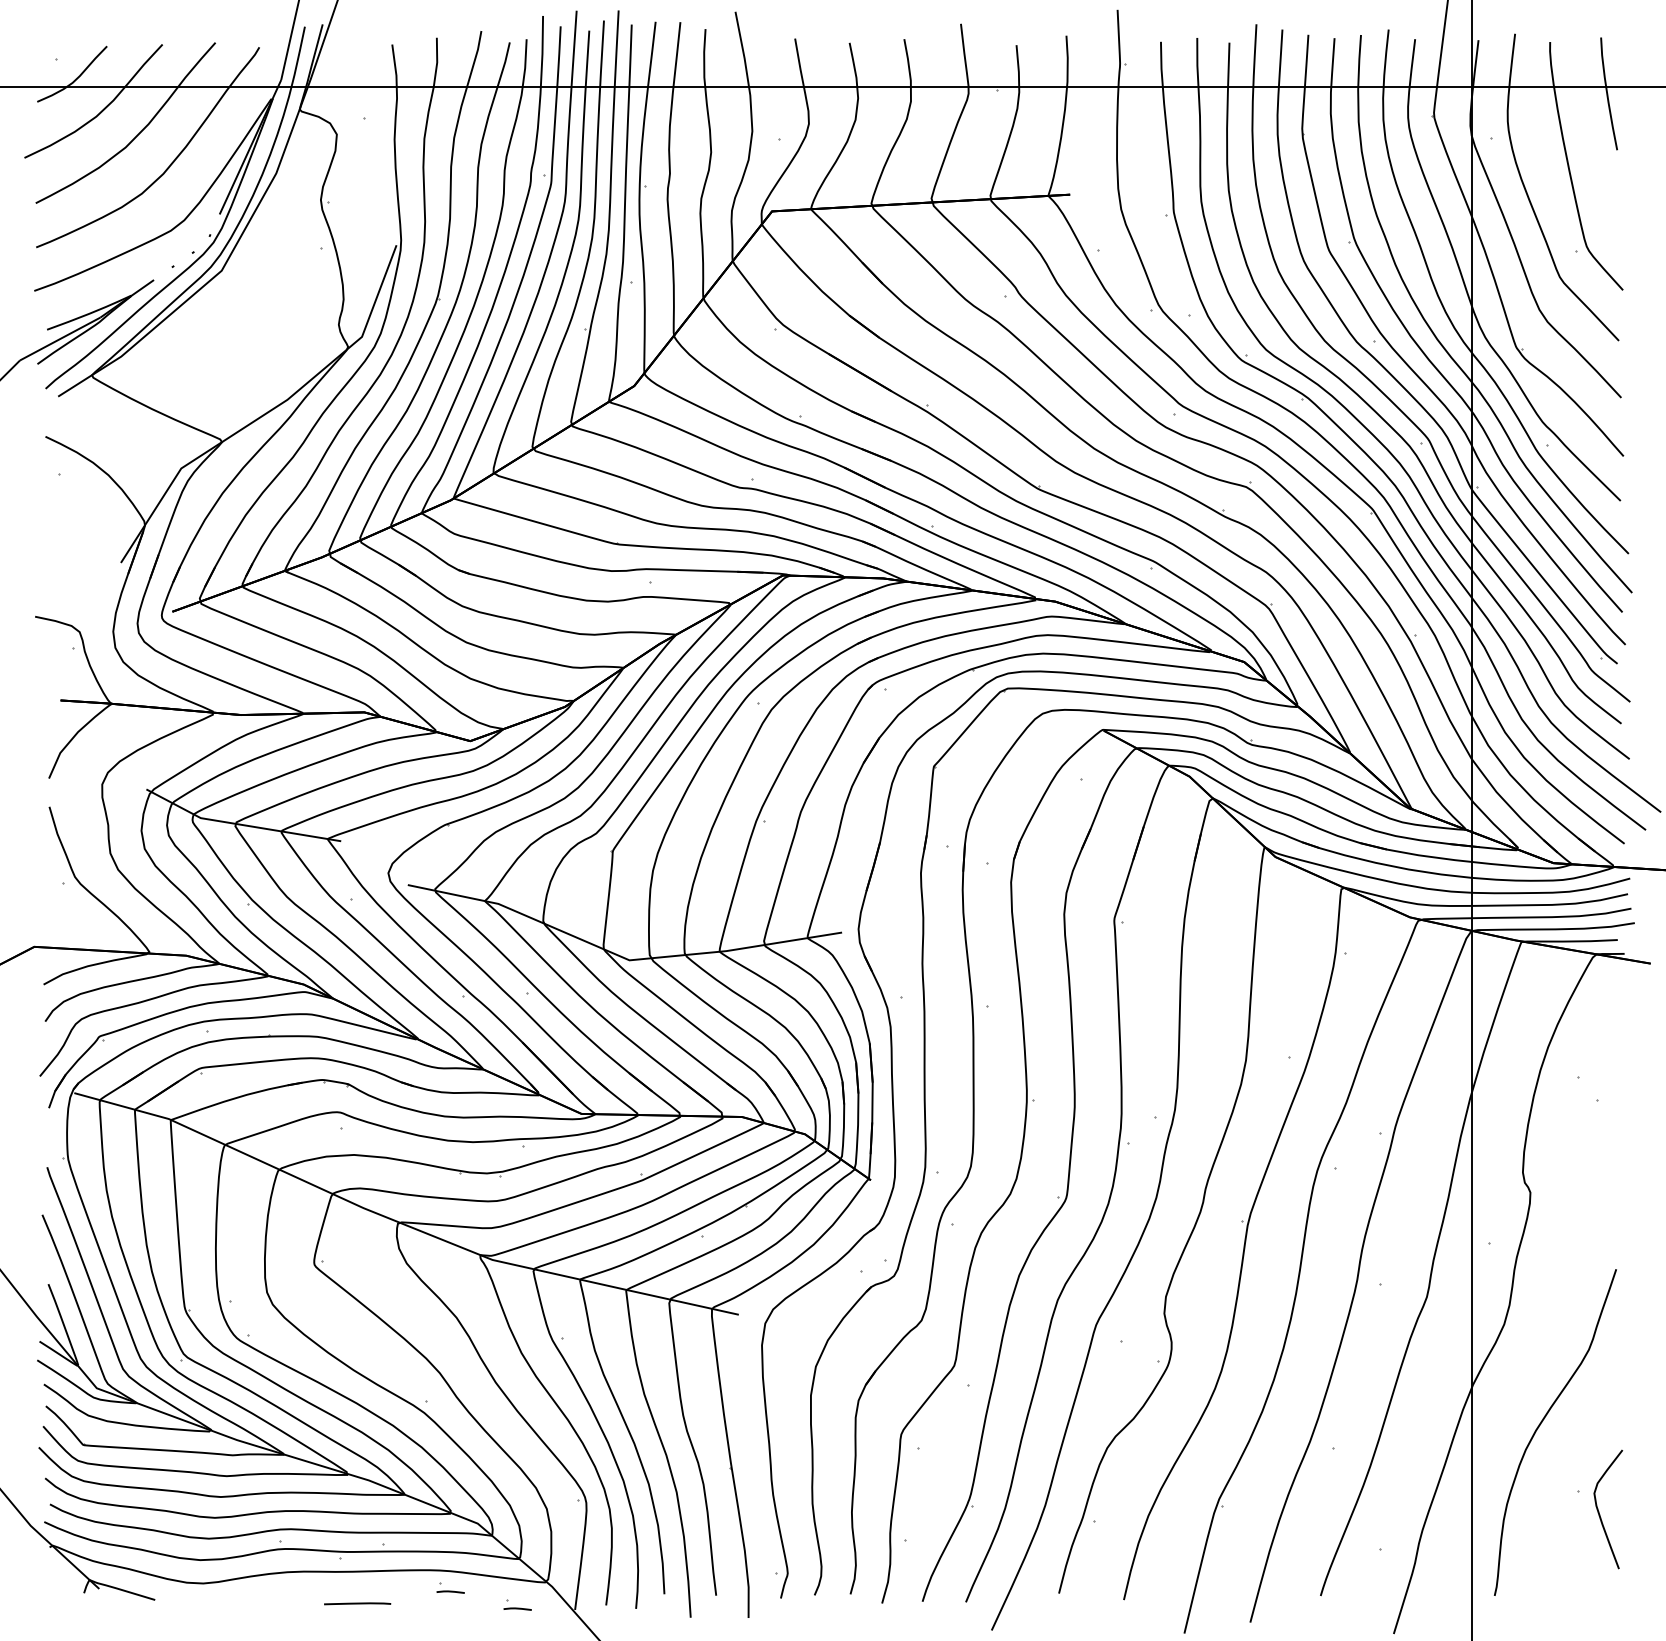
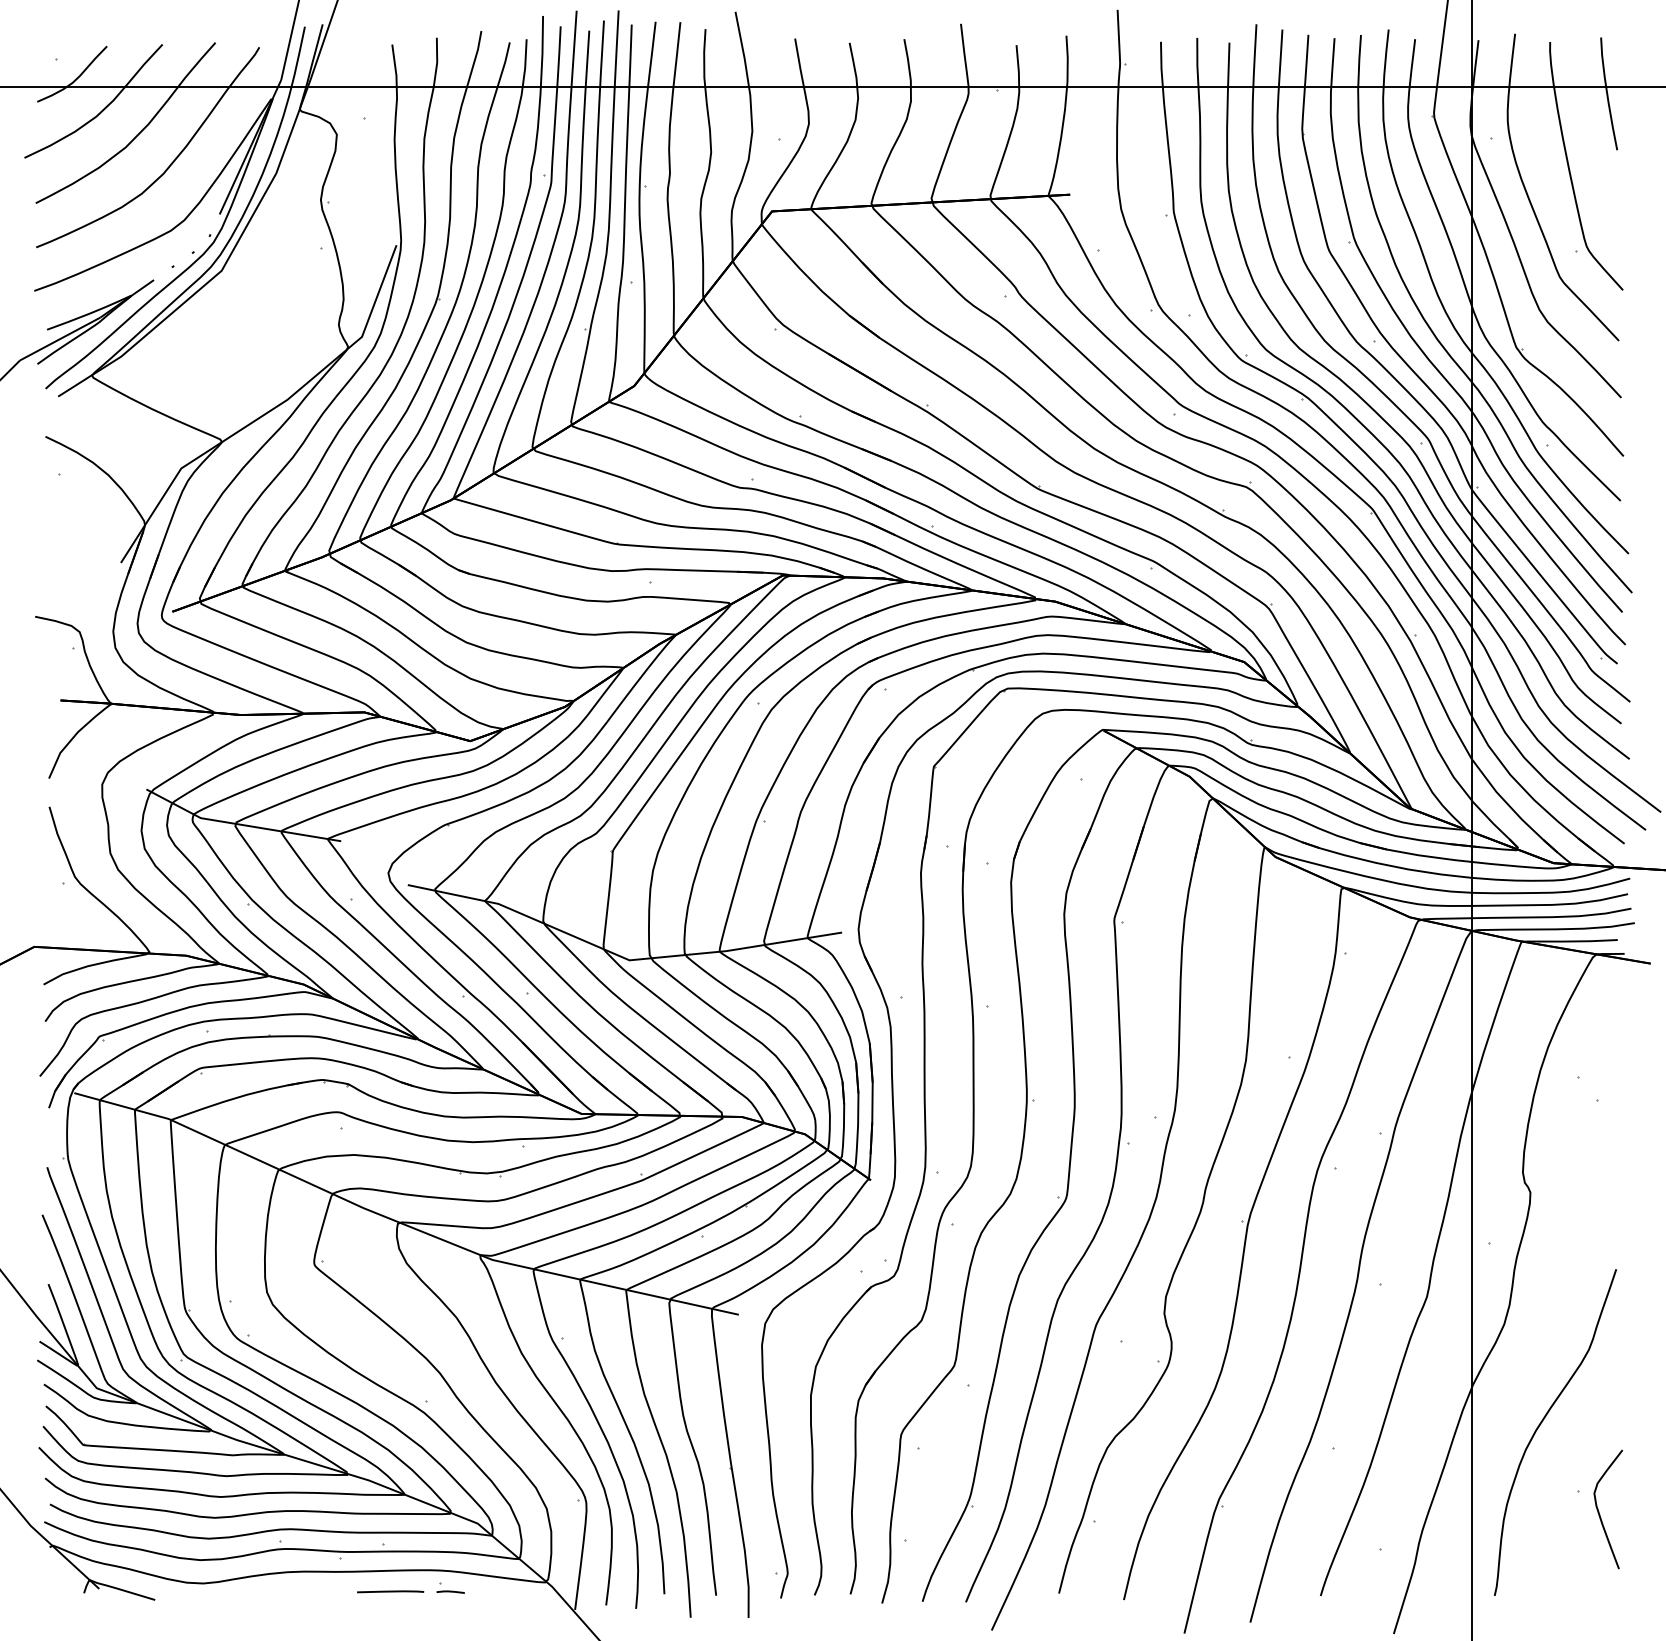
line position: (357, 1603) -> (390, 1591) (390, 1591)
part: present -> none (517, 1604)
